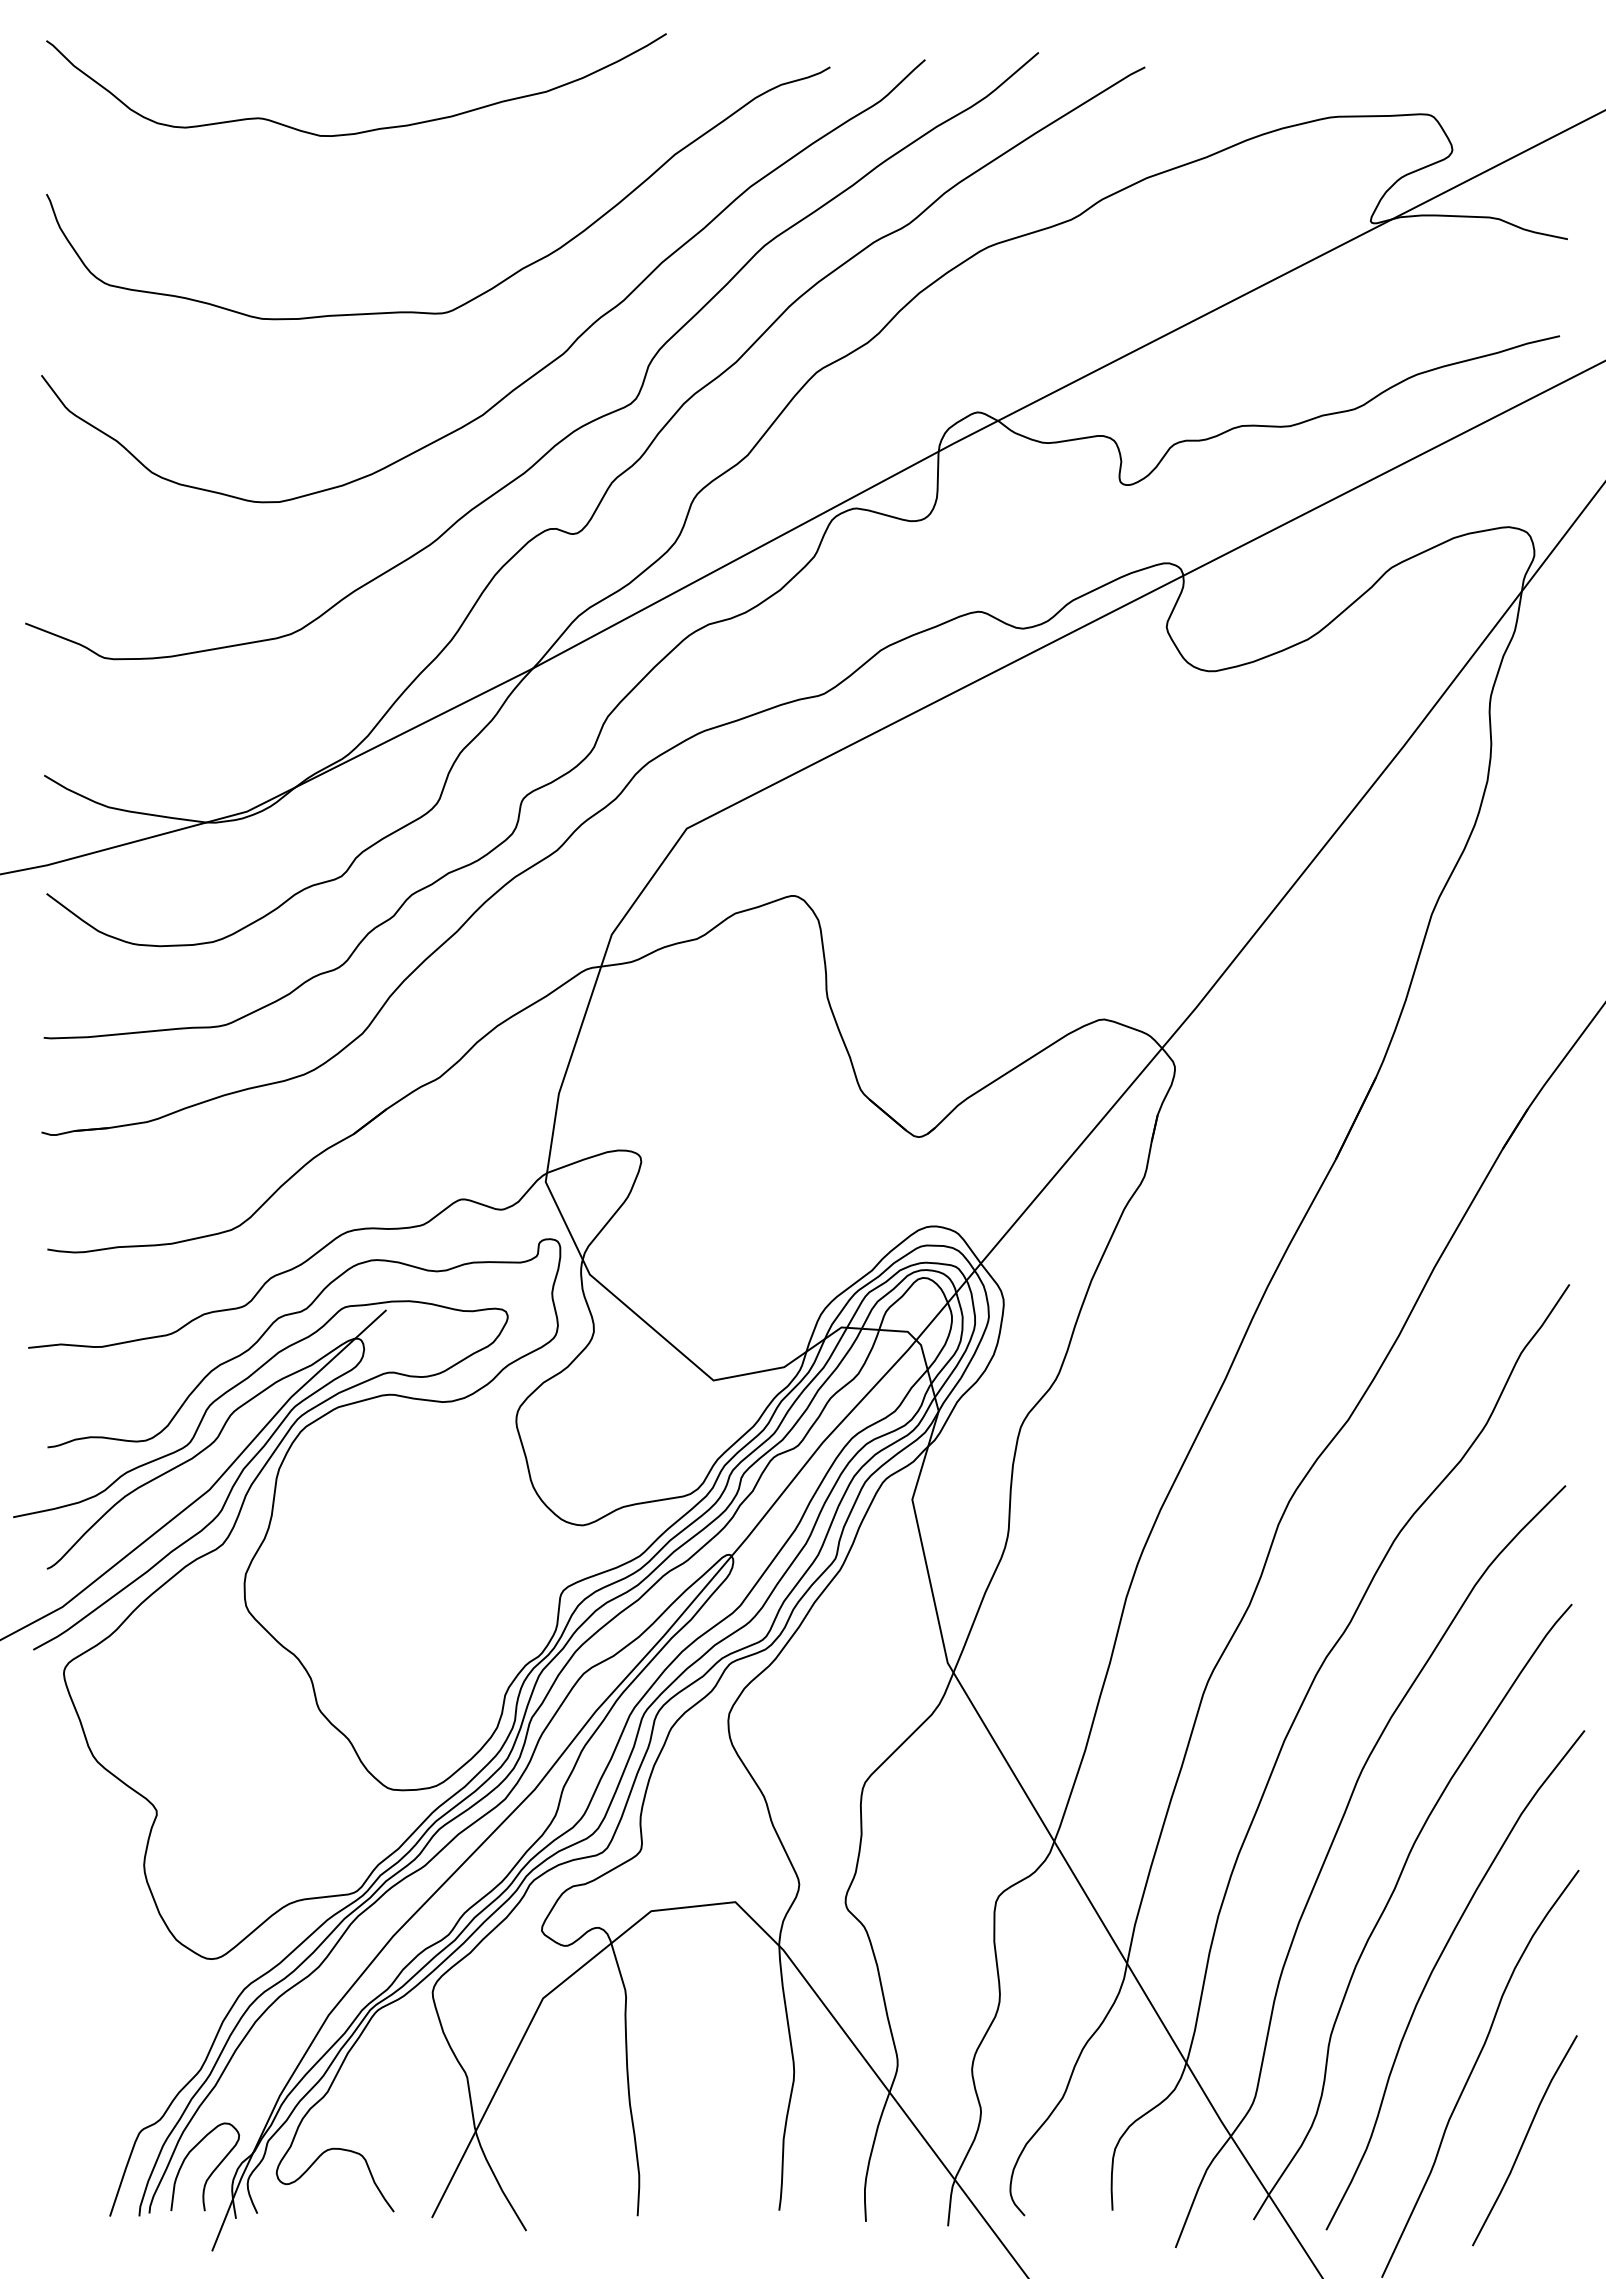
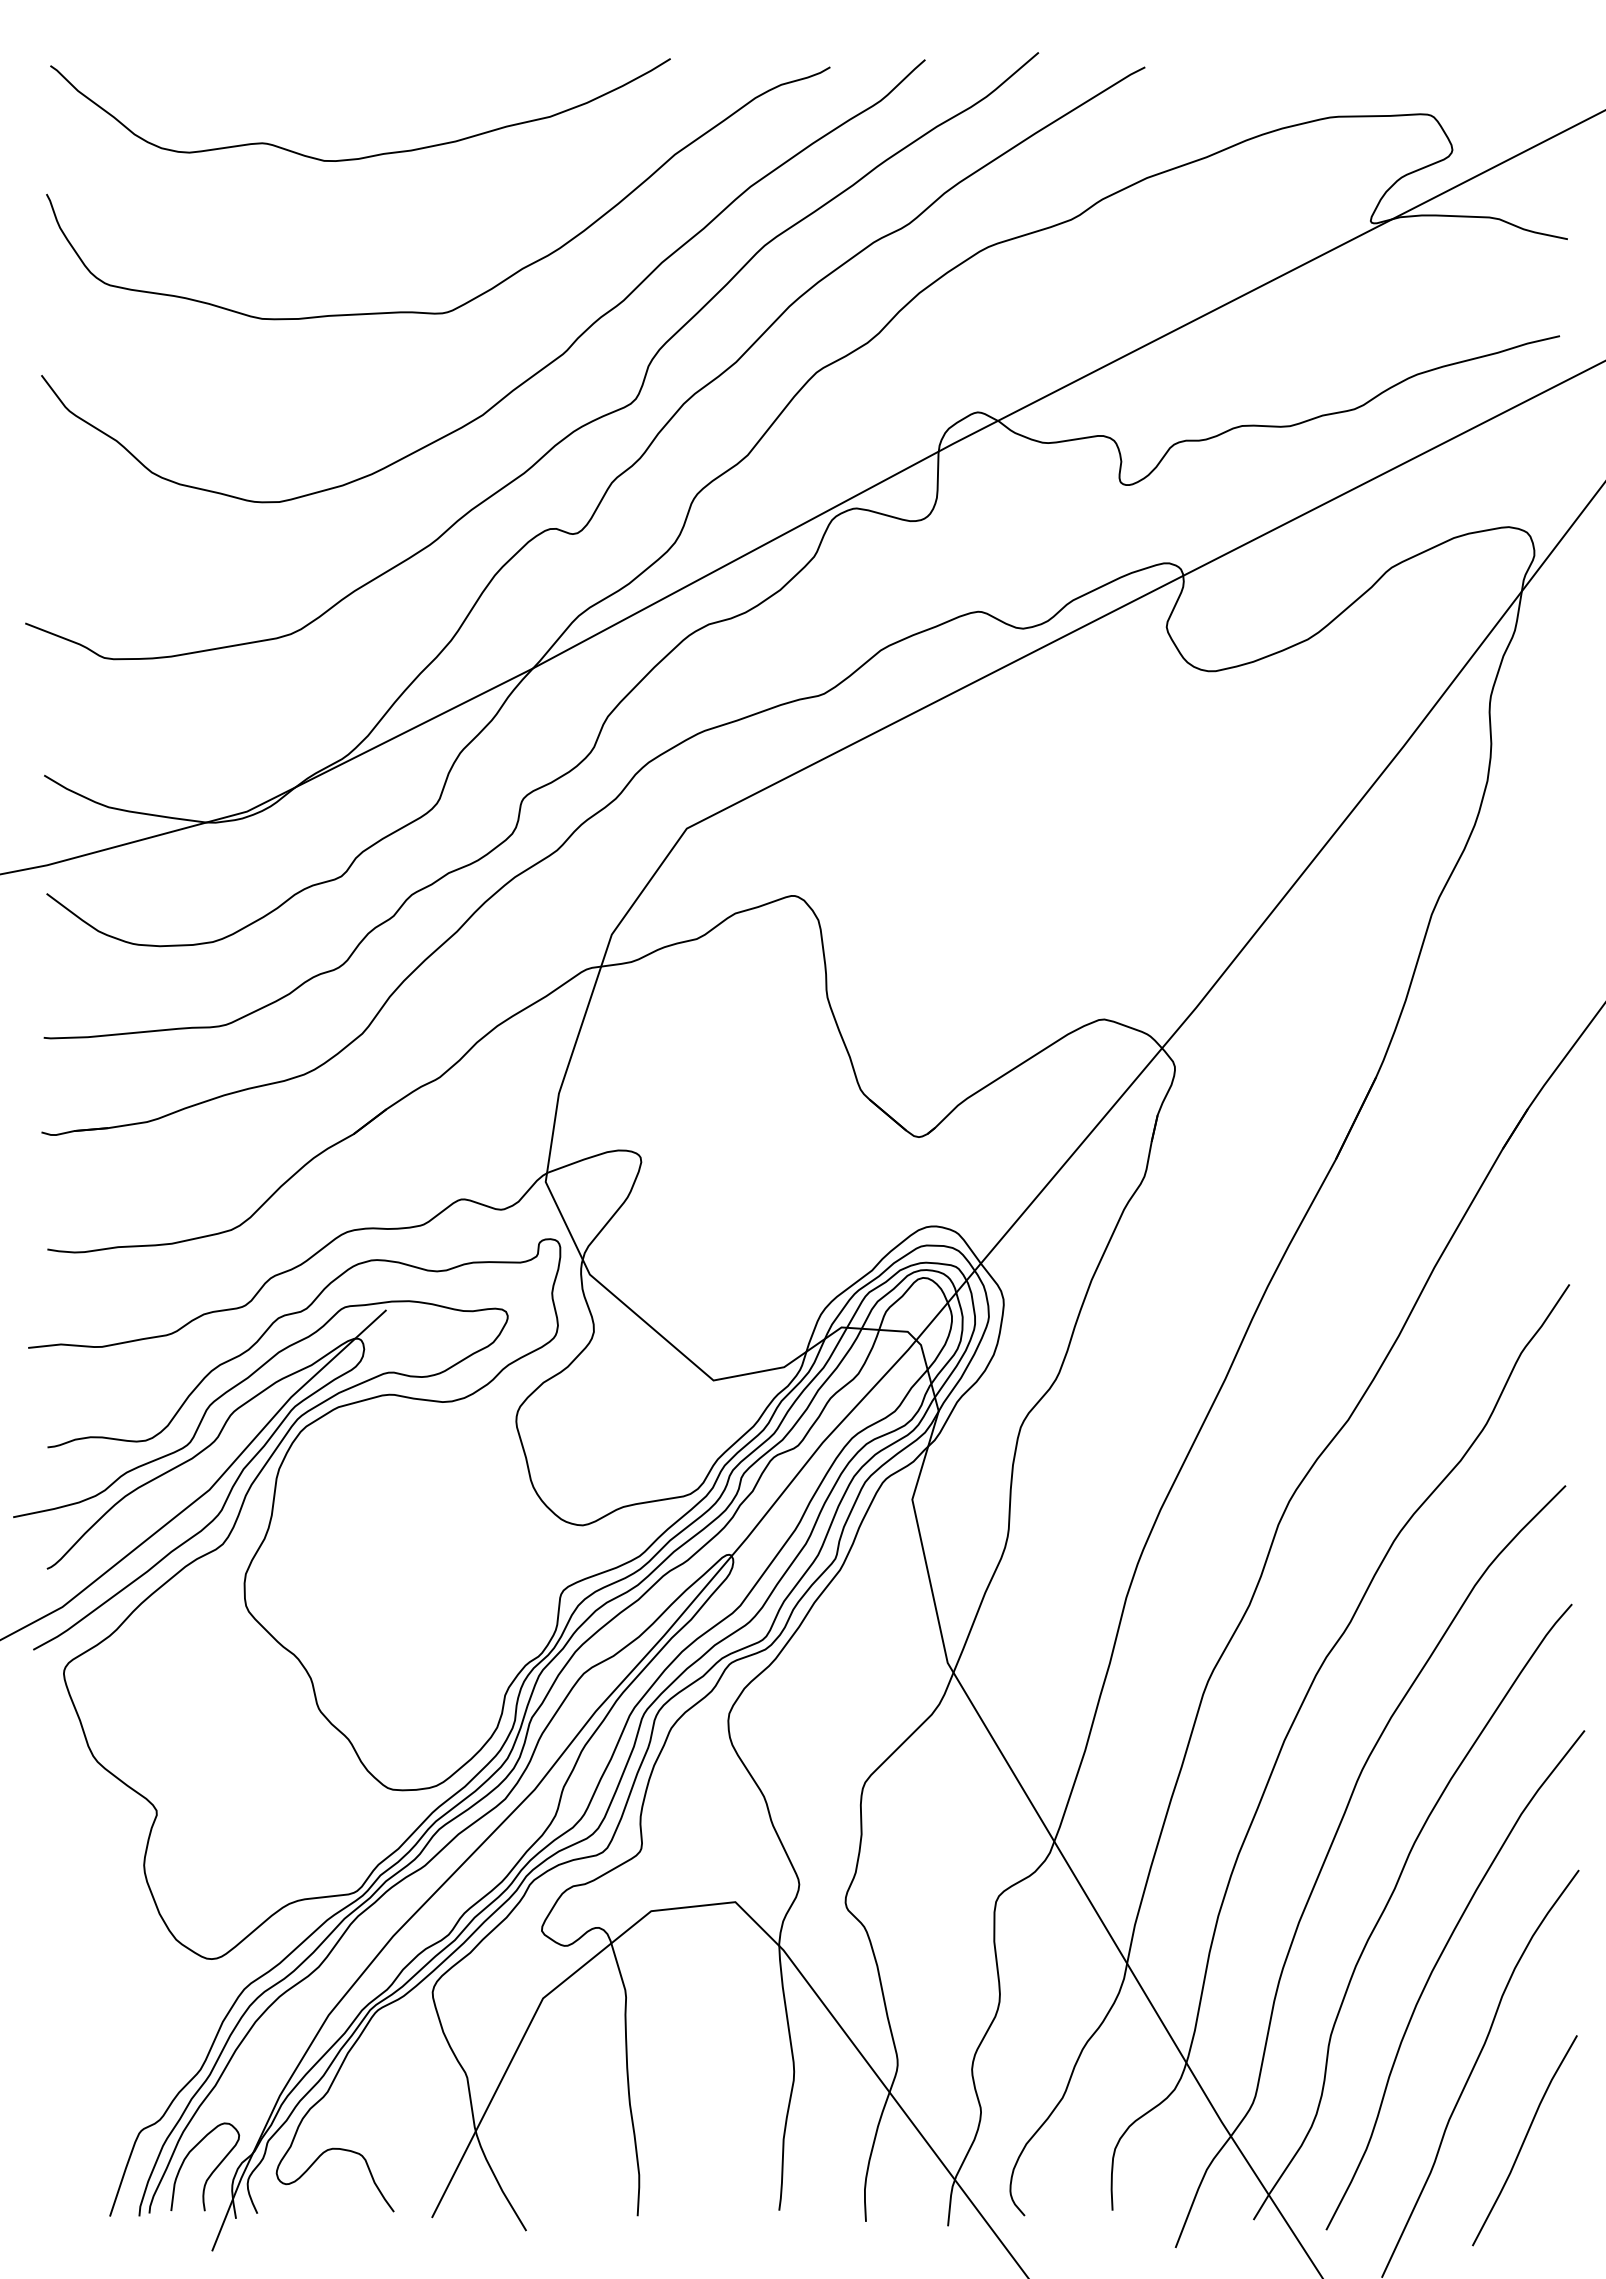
curve position: (365, 130) -> (369, 155) (369, 155)
